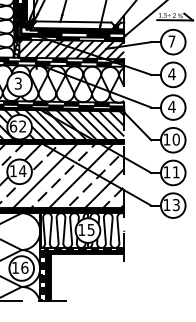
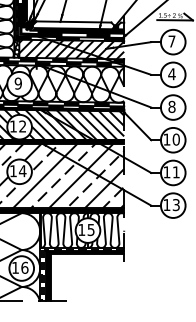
text: 3 -> 9 (17, 83)
text: 4 -> 8 (171, 106)
text: 62 -> 12 (13, 126)
